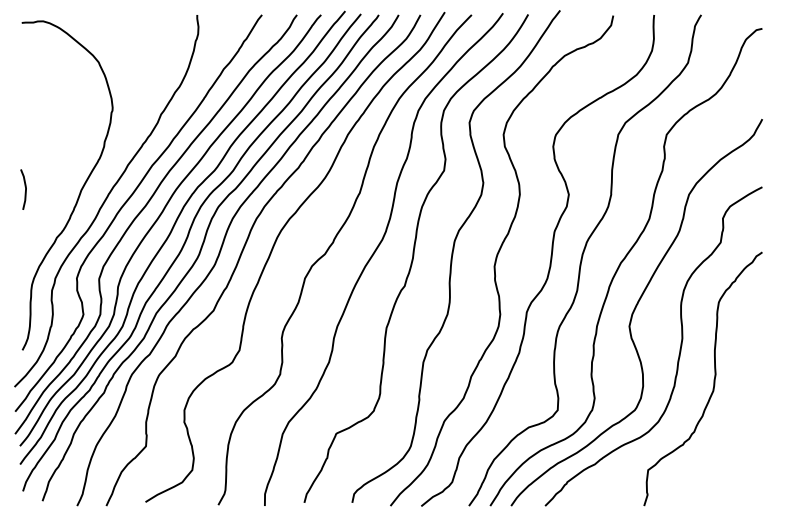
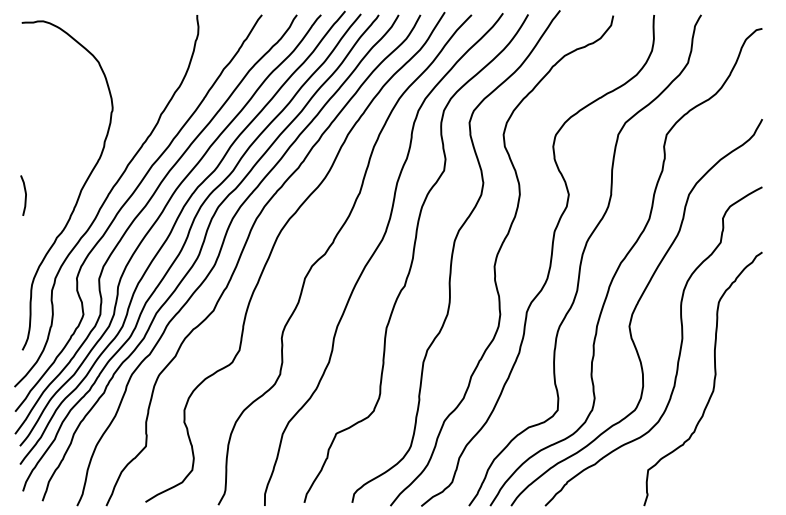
curve position: (25, 189) -> (25, 195) (25, 195)
